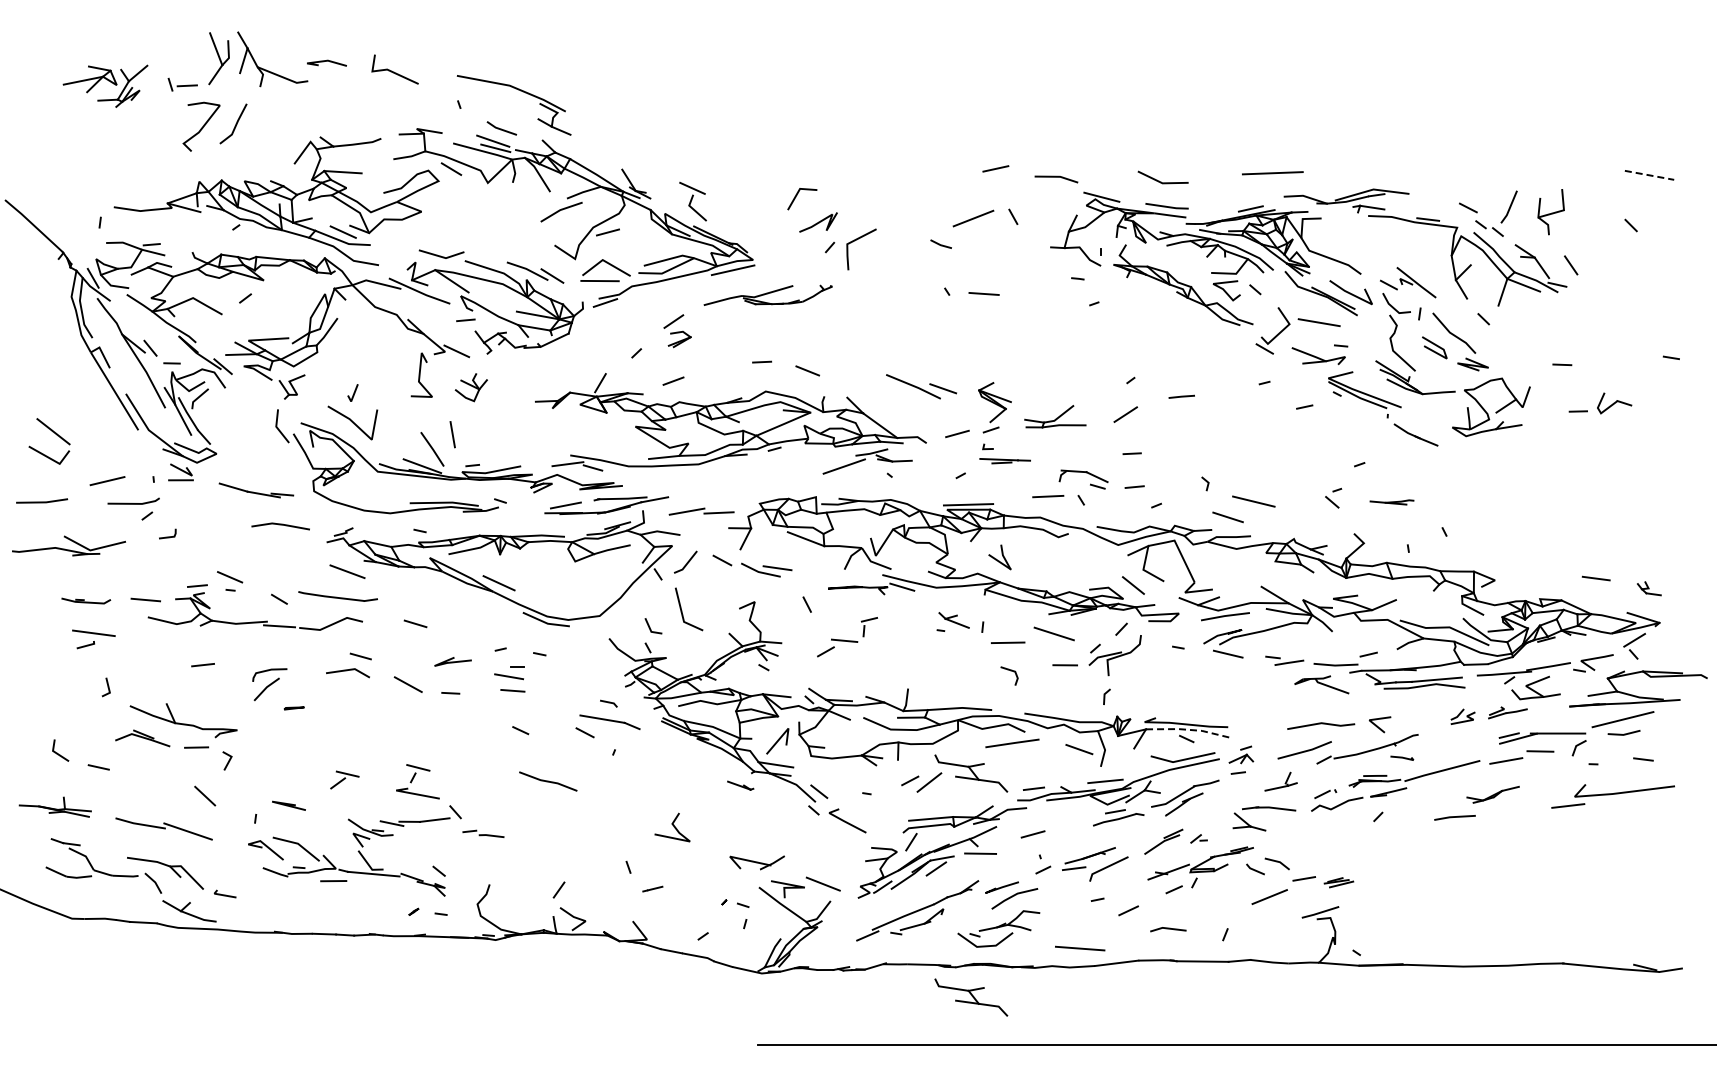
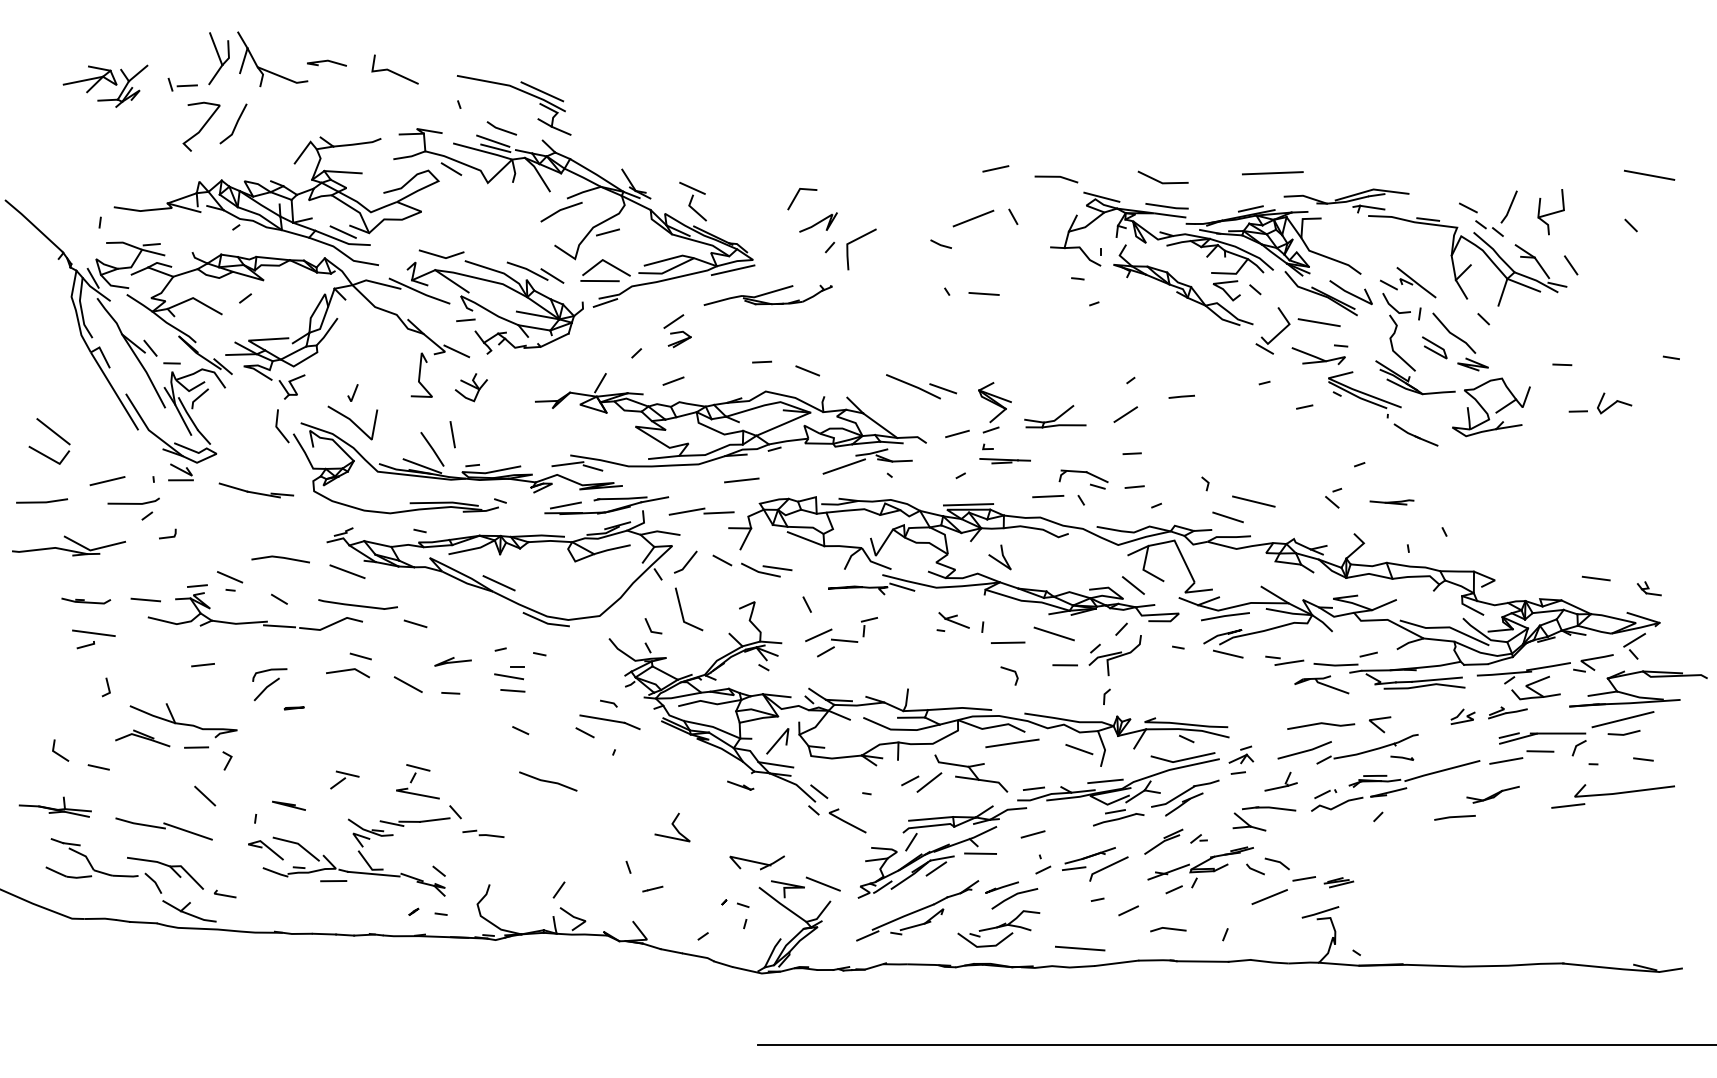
line: none -> present (542, 91)
line: dashed -> solid (1650, 175)
line: none -> present (741, 480)
line position: (280, 525) -> (280, 558) (280, 558)
part position: (337, 596) -> (357, 604) (357, 604)
line: none -> present (818, 635)
line: dashed -> solid (1188, 729)
part: present -> none (971, 997)
